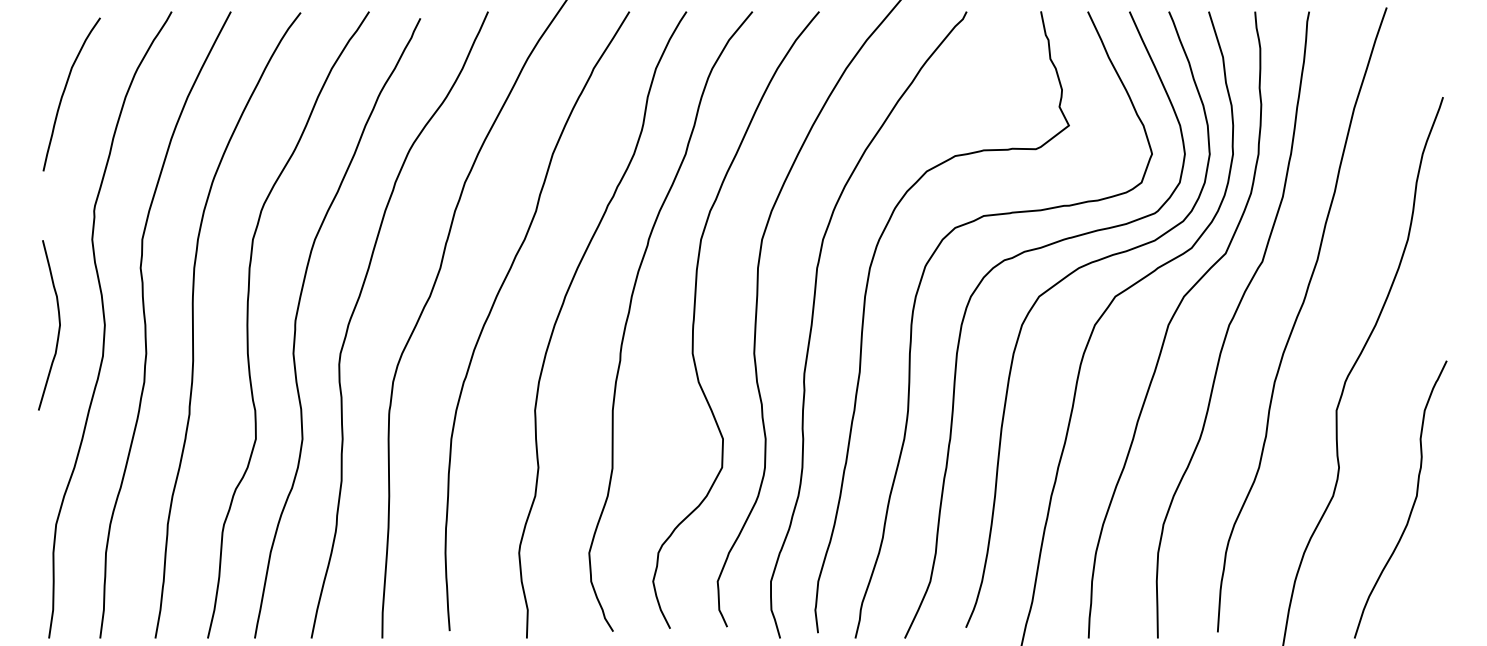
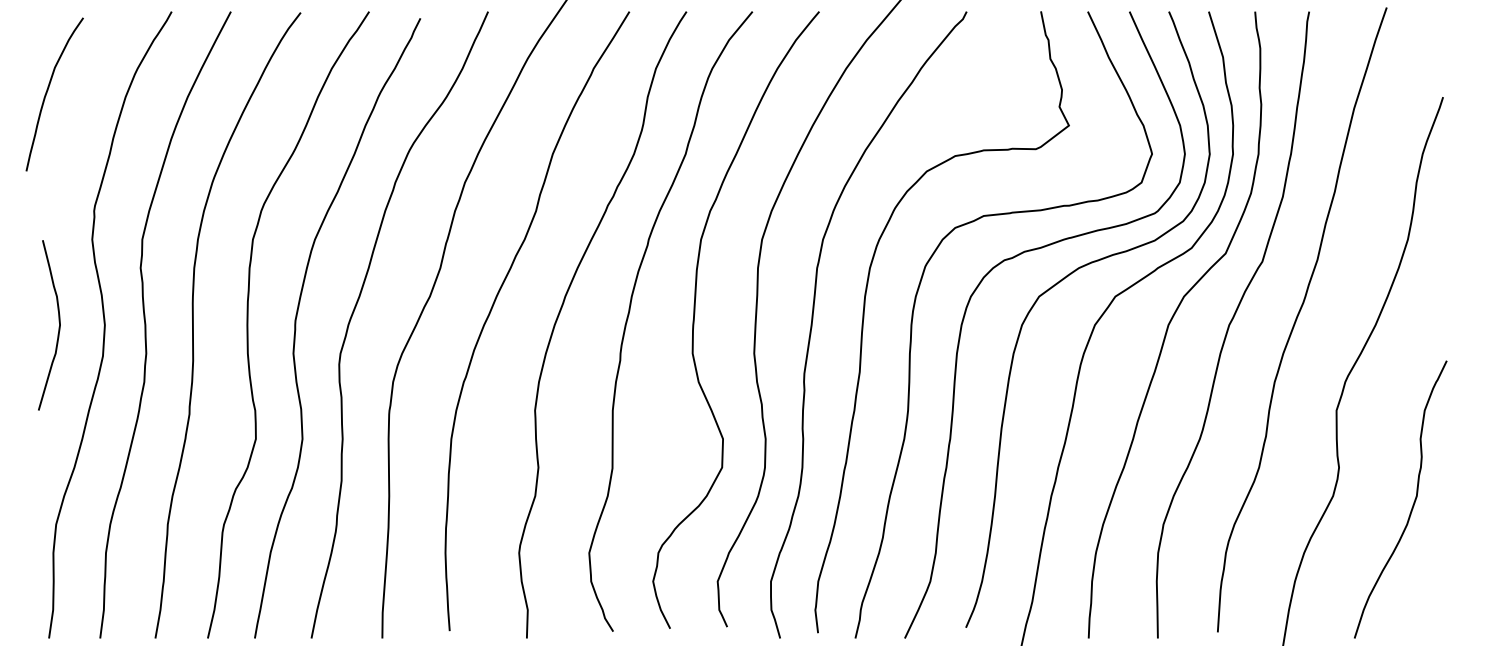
curve position: (64, 93) -> (47, 93) (47, 93)
